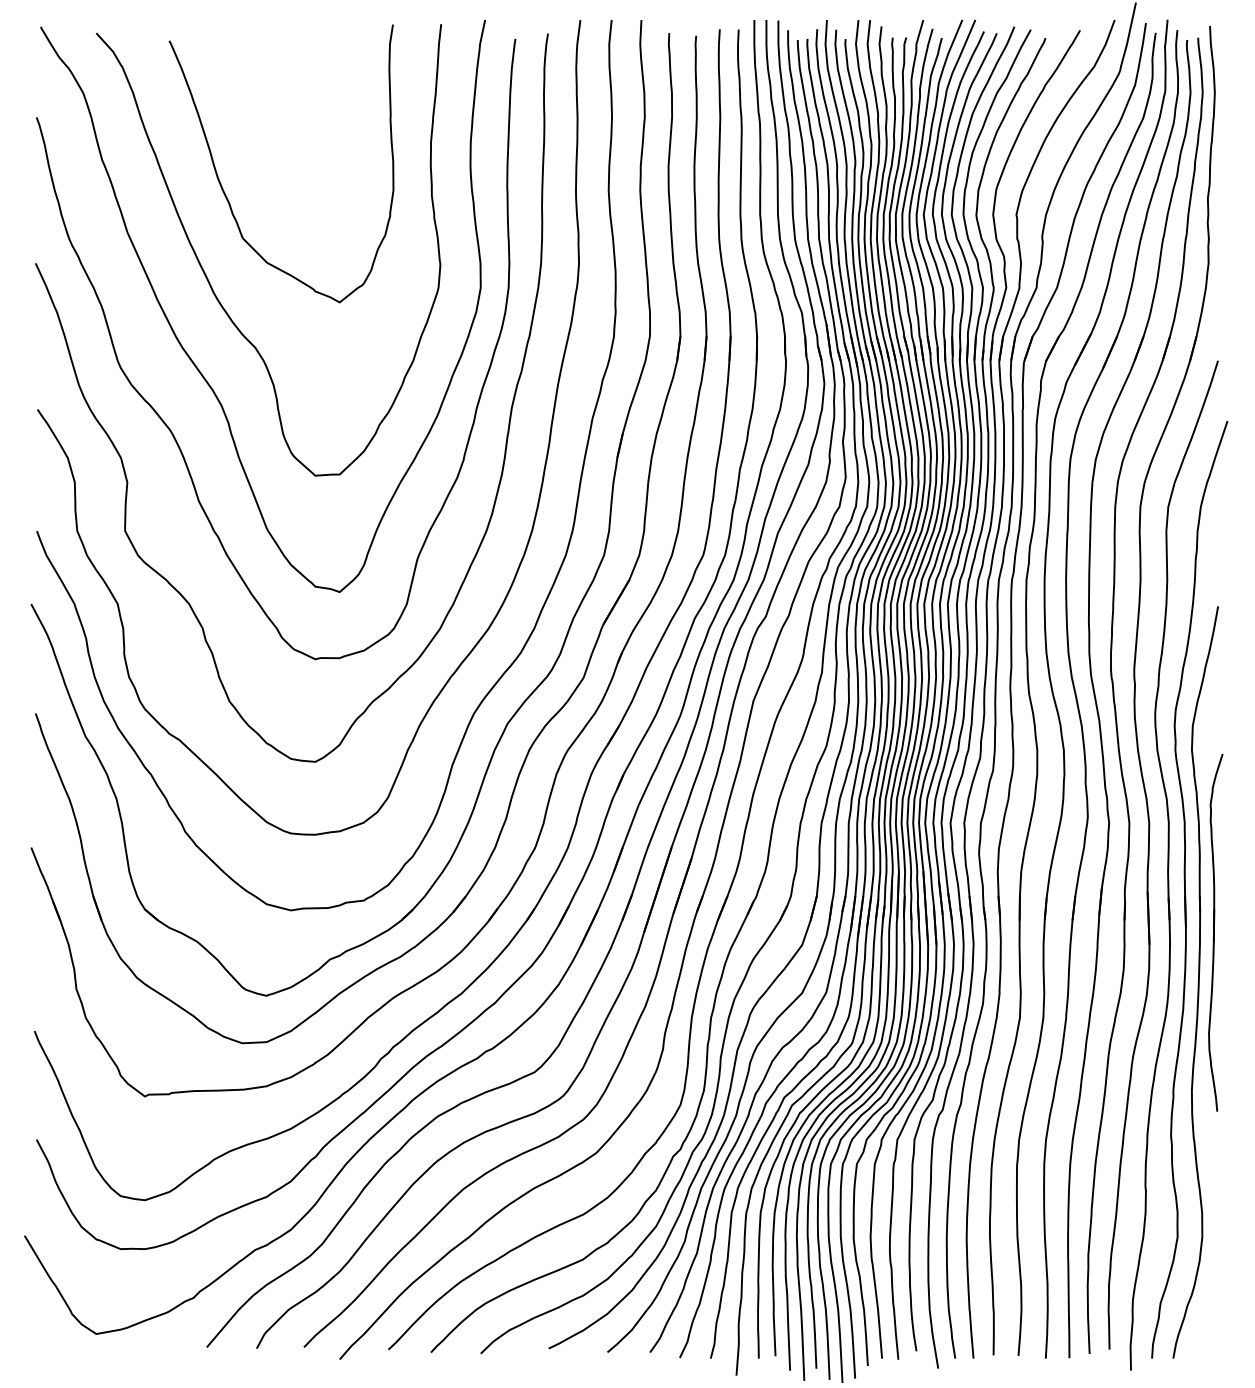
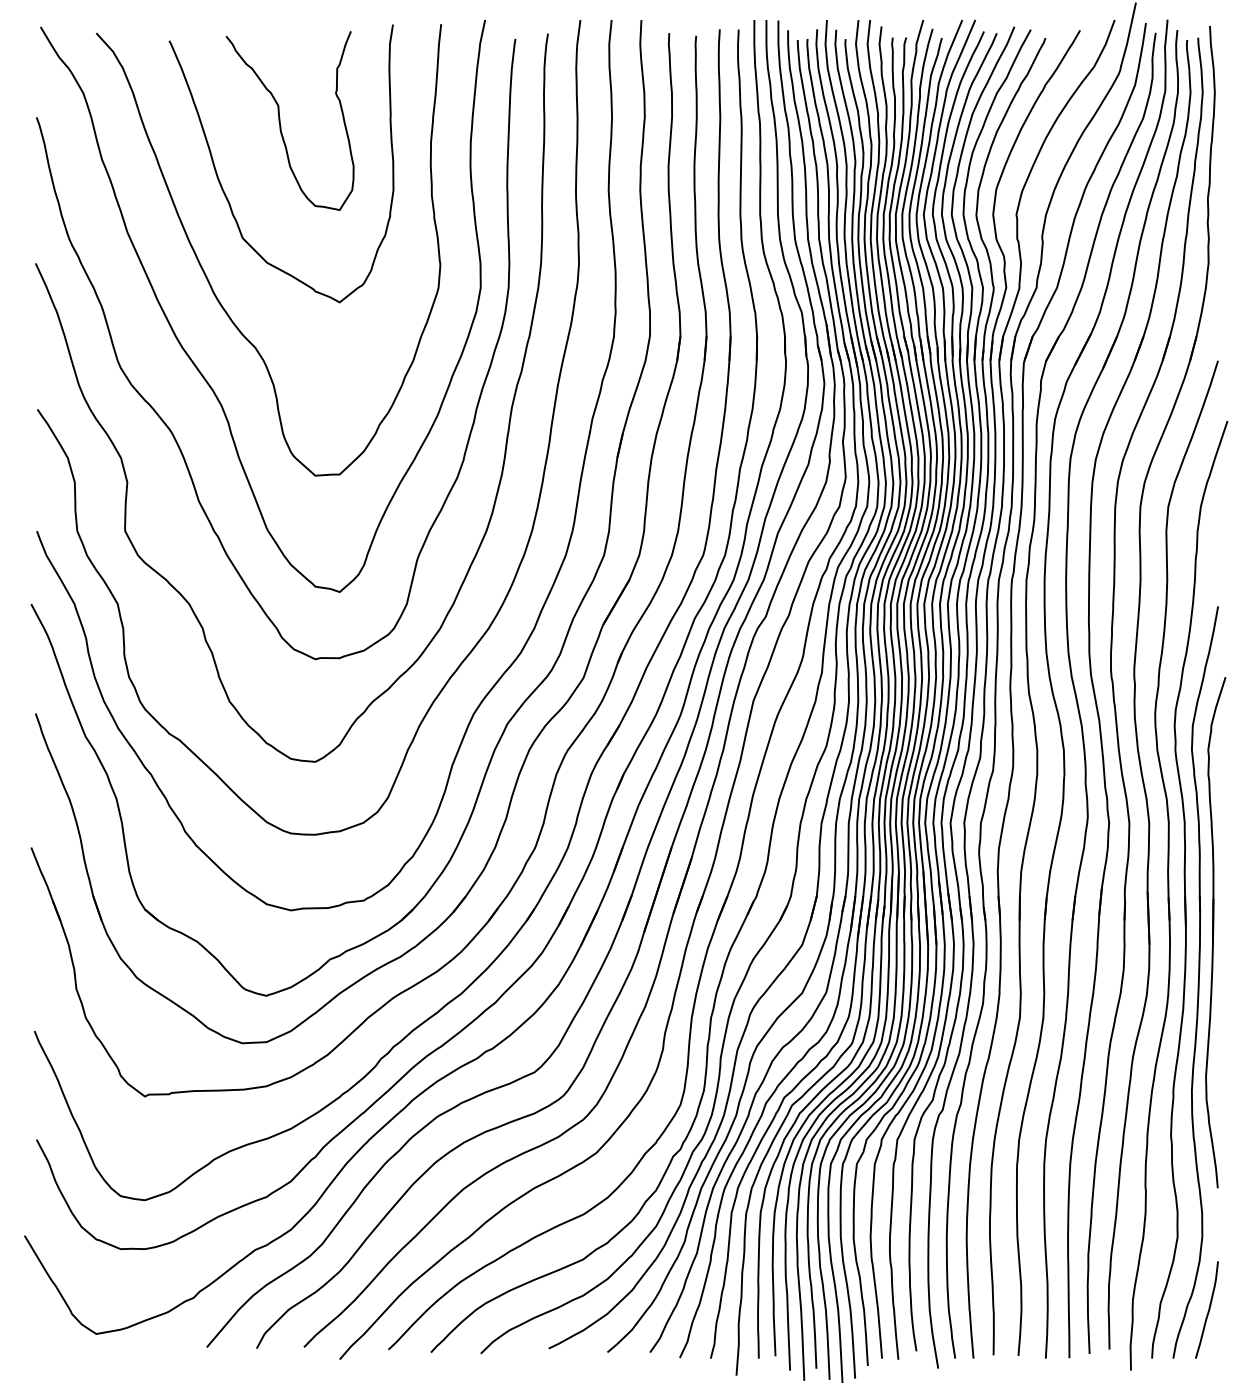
curve: none -> present (280, 120)
part size: 16x359 px -> 22x512 px (1215, 932)
curve: none -> present (1208, 1309)
